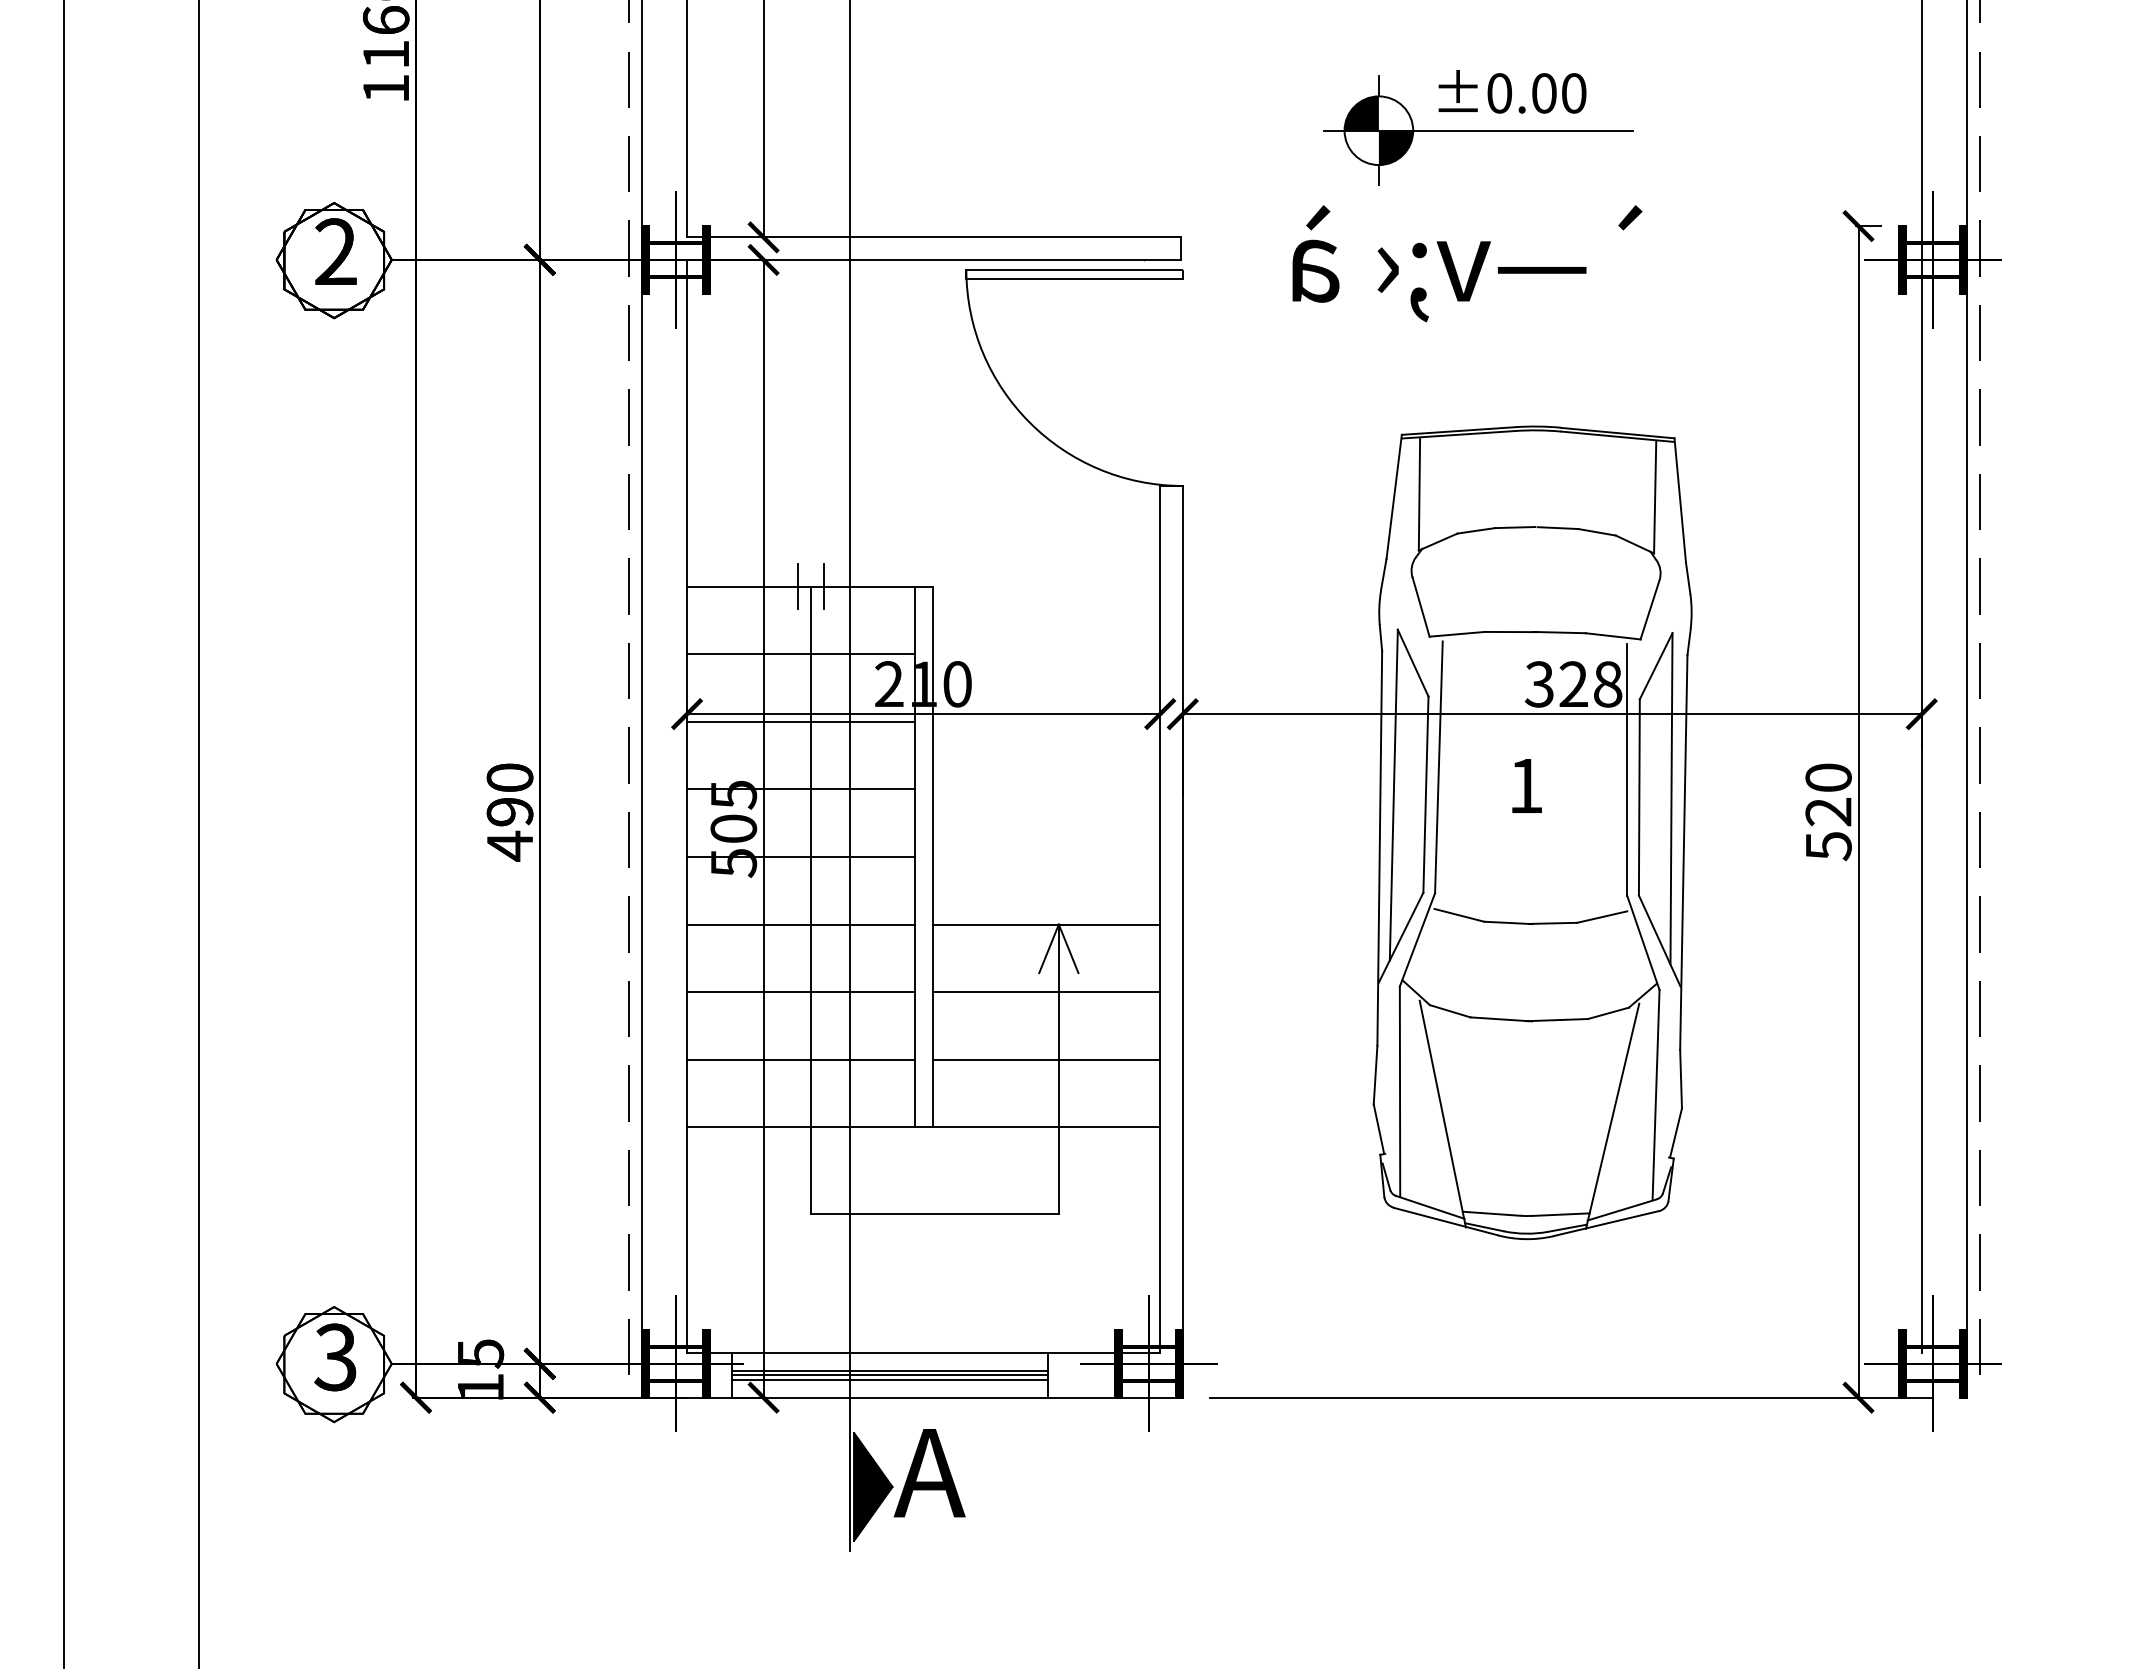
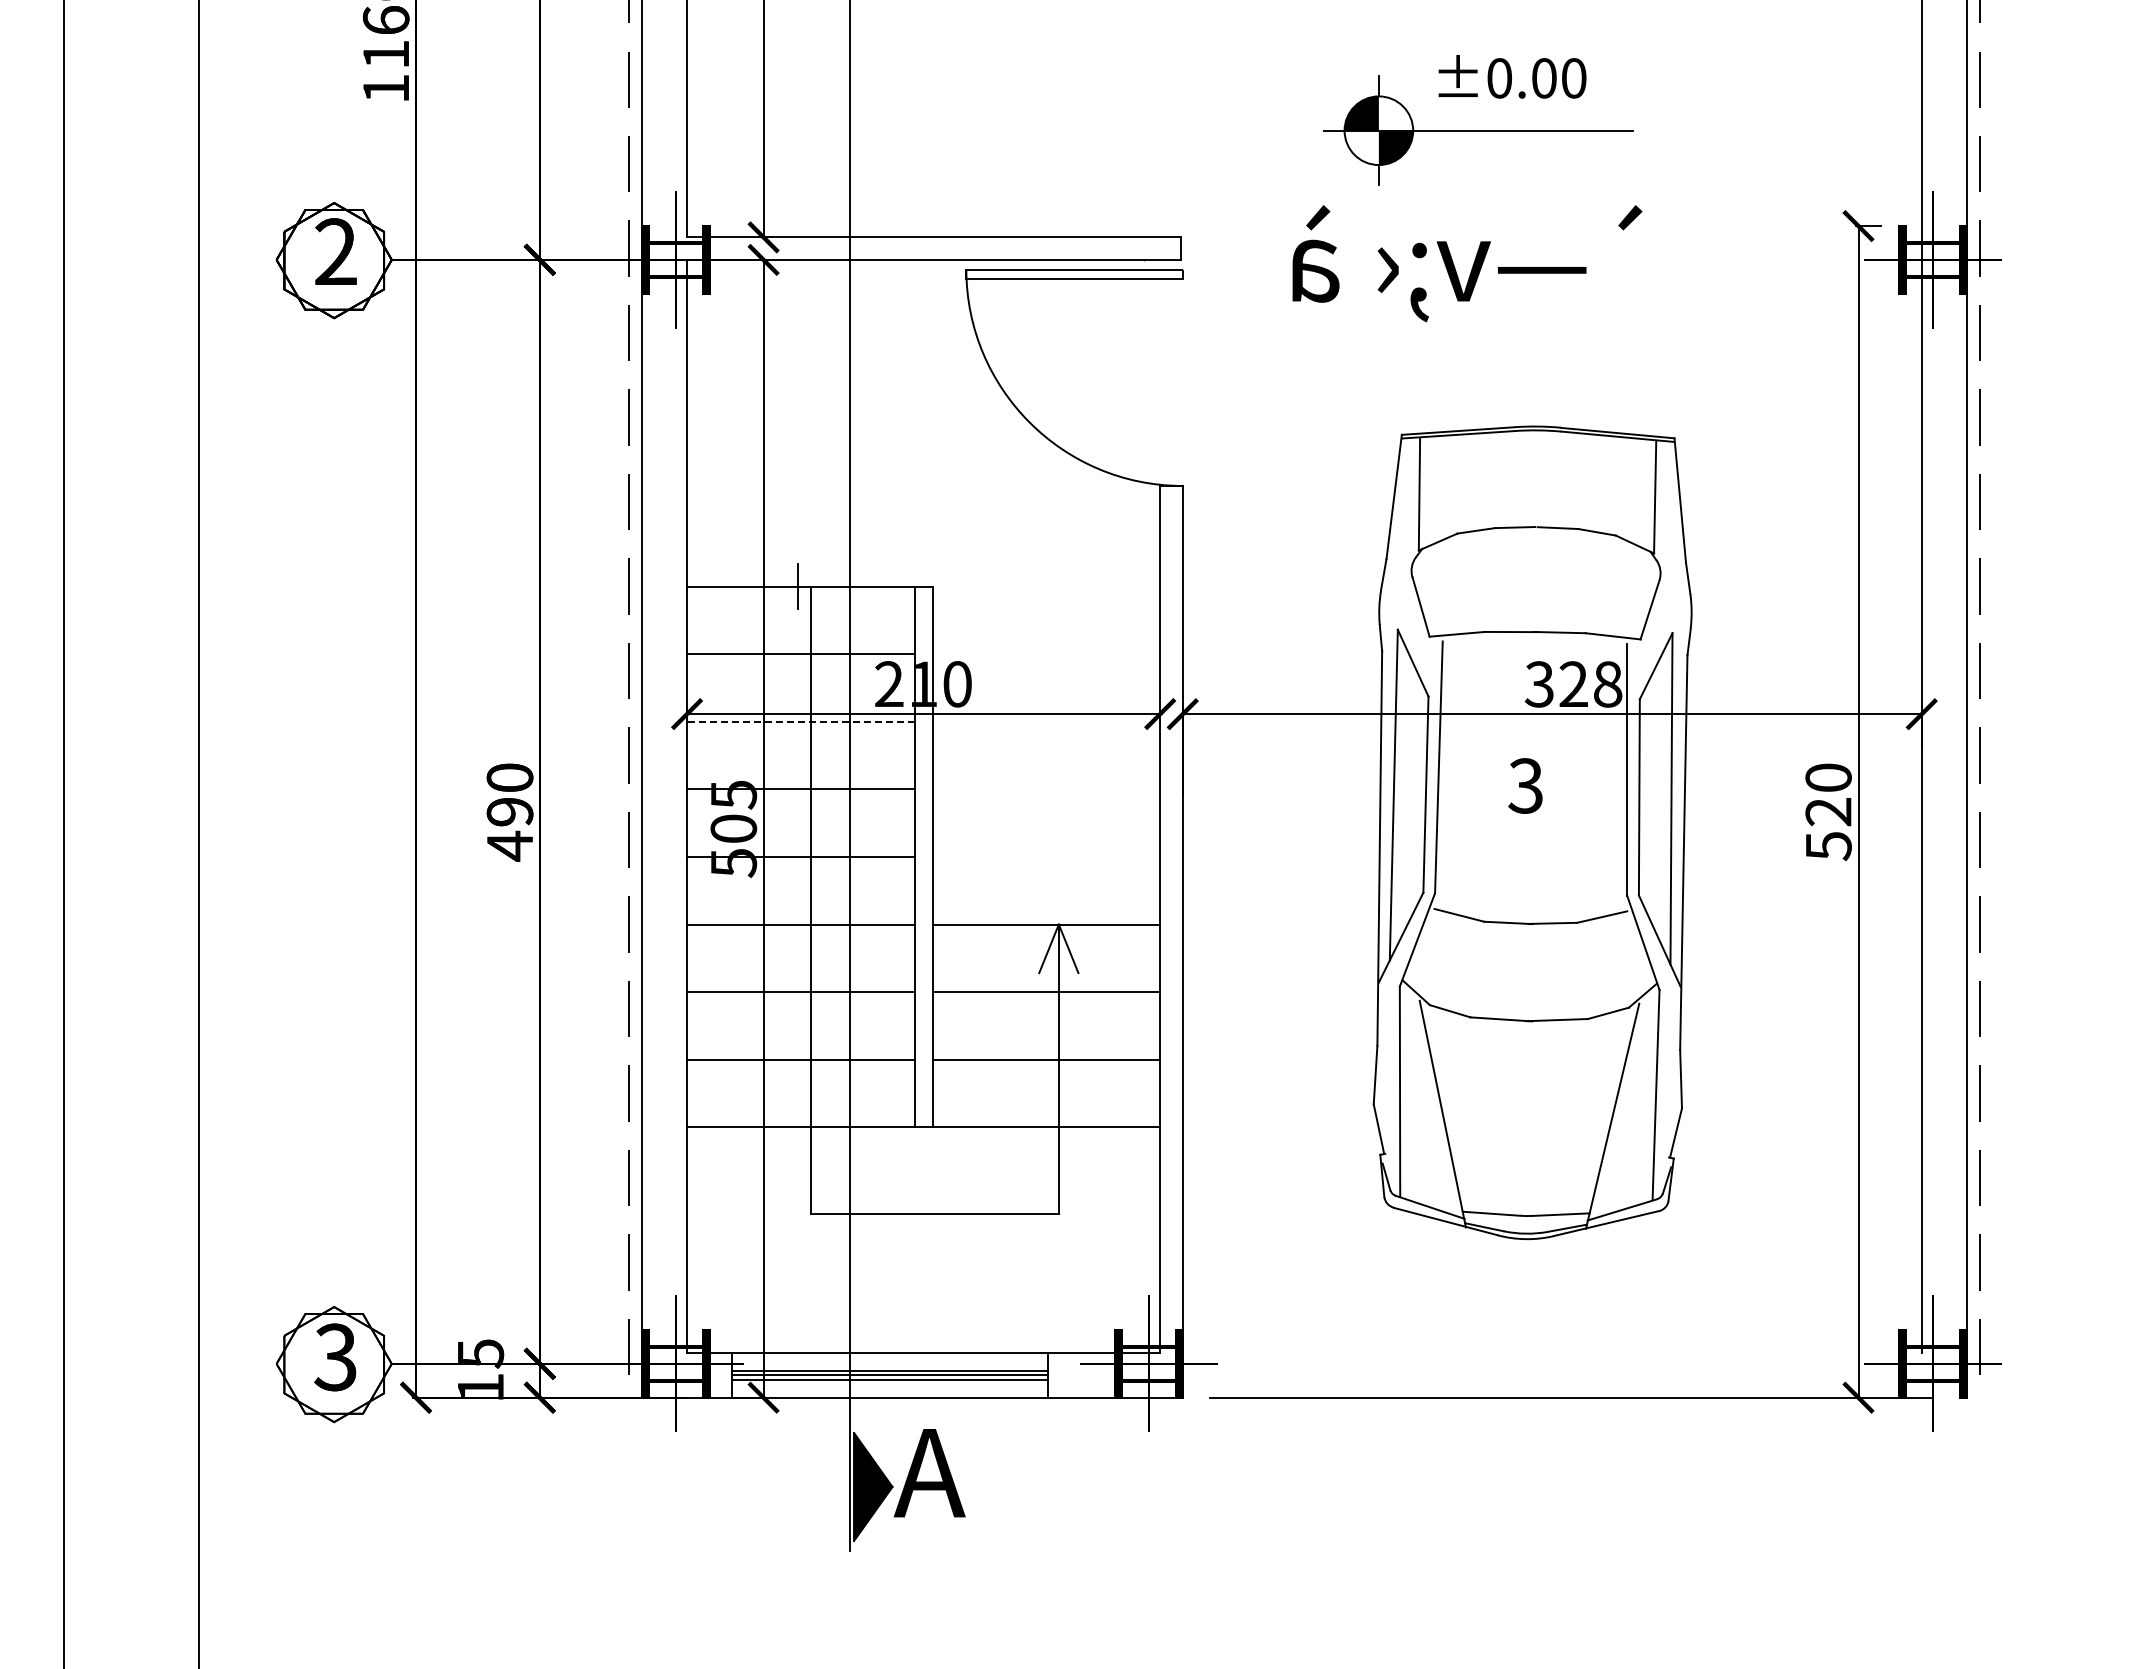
text position: (1512, 91) -> (1512, 76) (1512, 76)
line: present -> none (823, 586)
line: solid -> dashed (800, 721)
text: 1 -> 3 (1525, 785)
